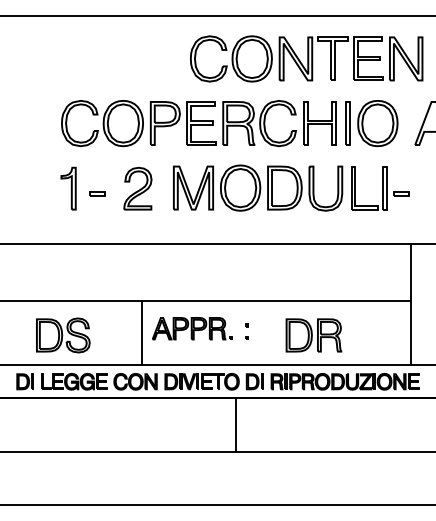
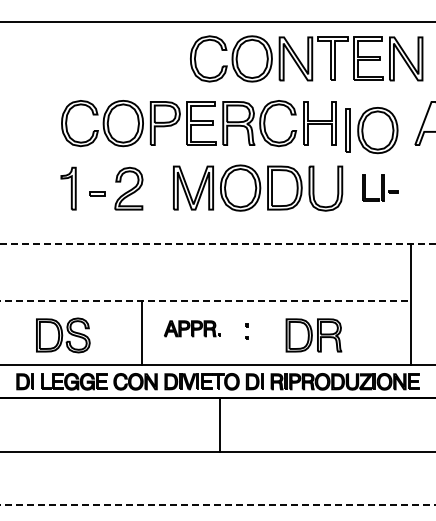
line position: (217, 15) -> (217, 21) (217, 21)
part position: (371, 123) -> (371, 130) (371, 130)
part position: (137, 188) -> (128, 188) (128, 188)
part size: 59x45 px -> 37x28 px (380, 187)
line: solid -> dashed (218, 243)
line: solid -> dashed (206, 300)
part size: 81x24 px -> 57x18 px (192, 328)
line position: (236, 424) -> (220, 424) (220, 424)
line: solid -> dashed (218, 505)
